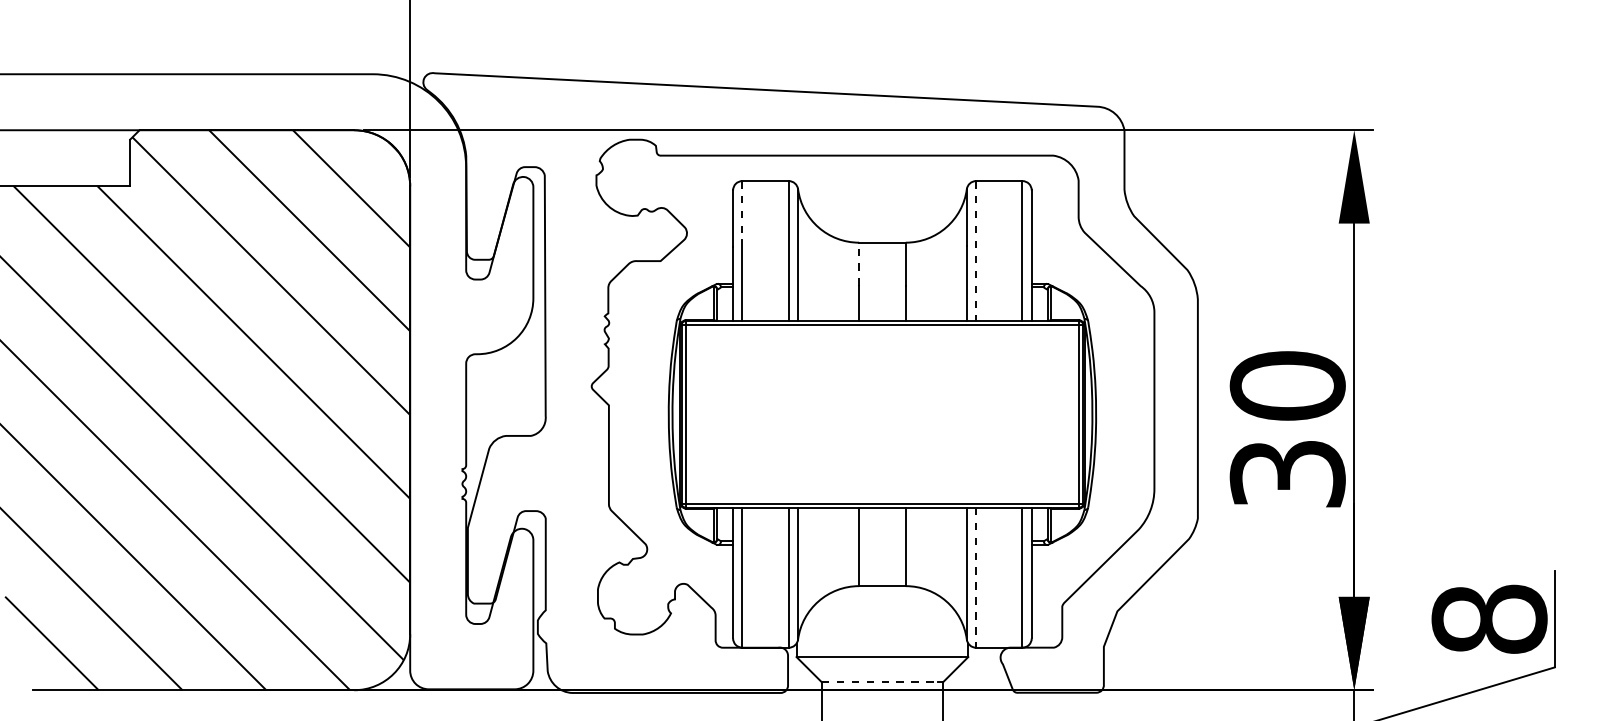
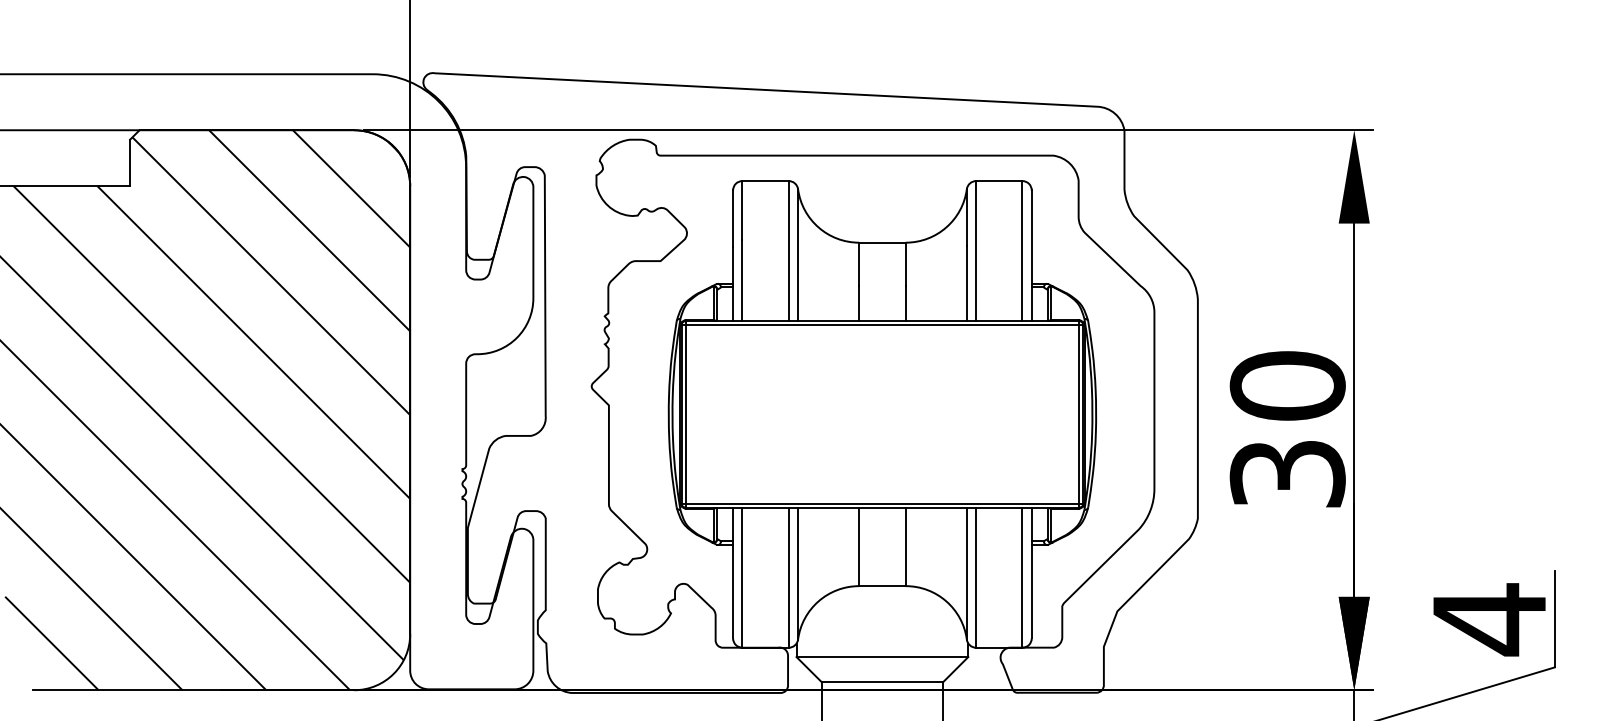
line: dashed -> solid (742, 210)
line: dashed -> solid (976, 251)
line: dashed -> solid (859, 264)
line: dashed -> solid (976, 577)
text: 8 -> 4 (1489, 619)
line: dashed -> solid (880, 682)
